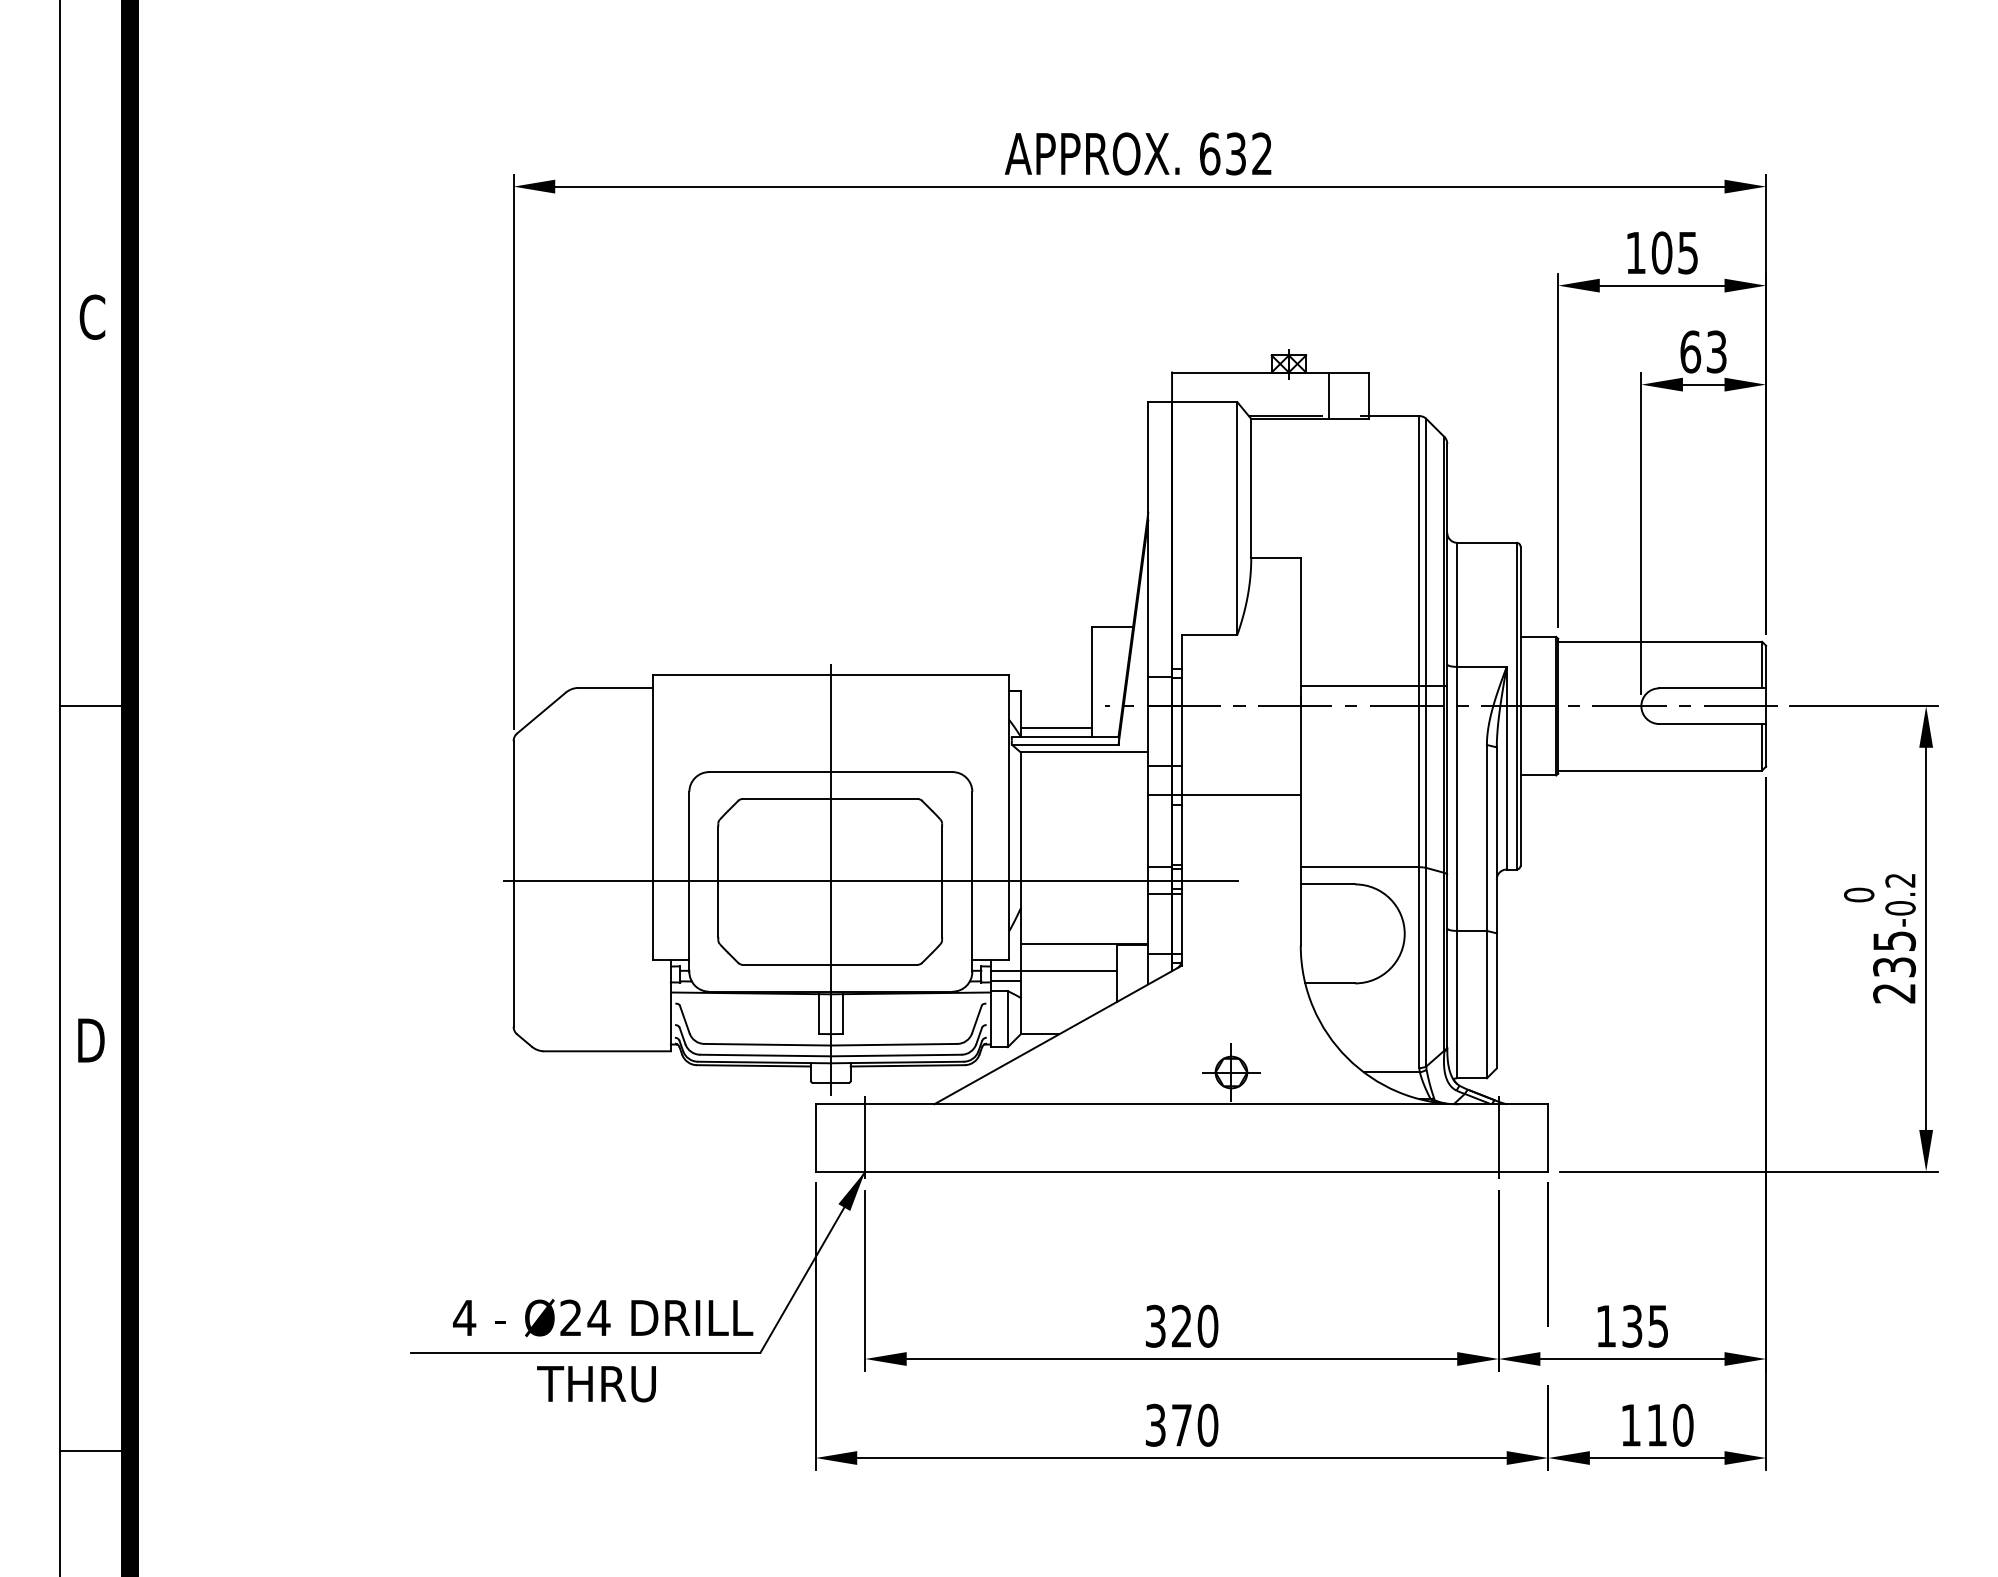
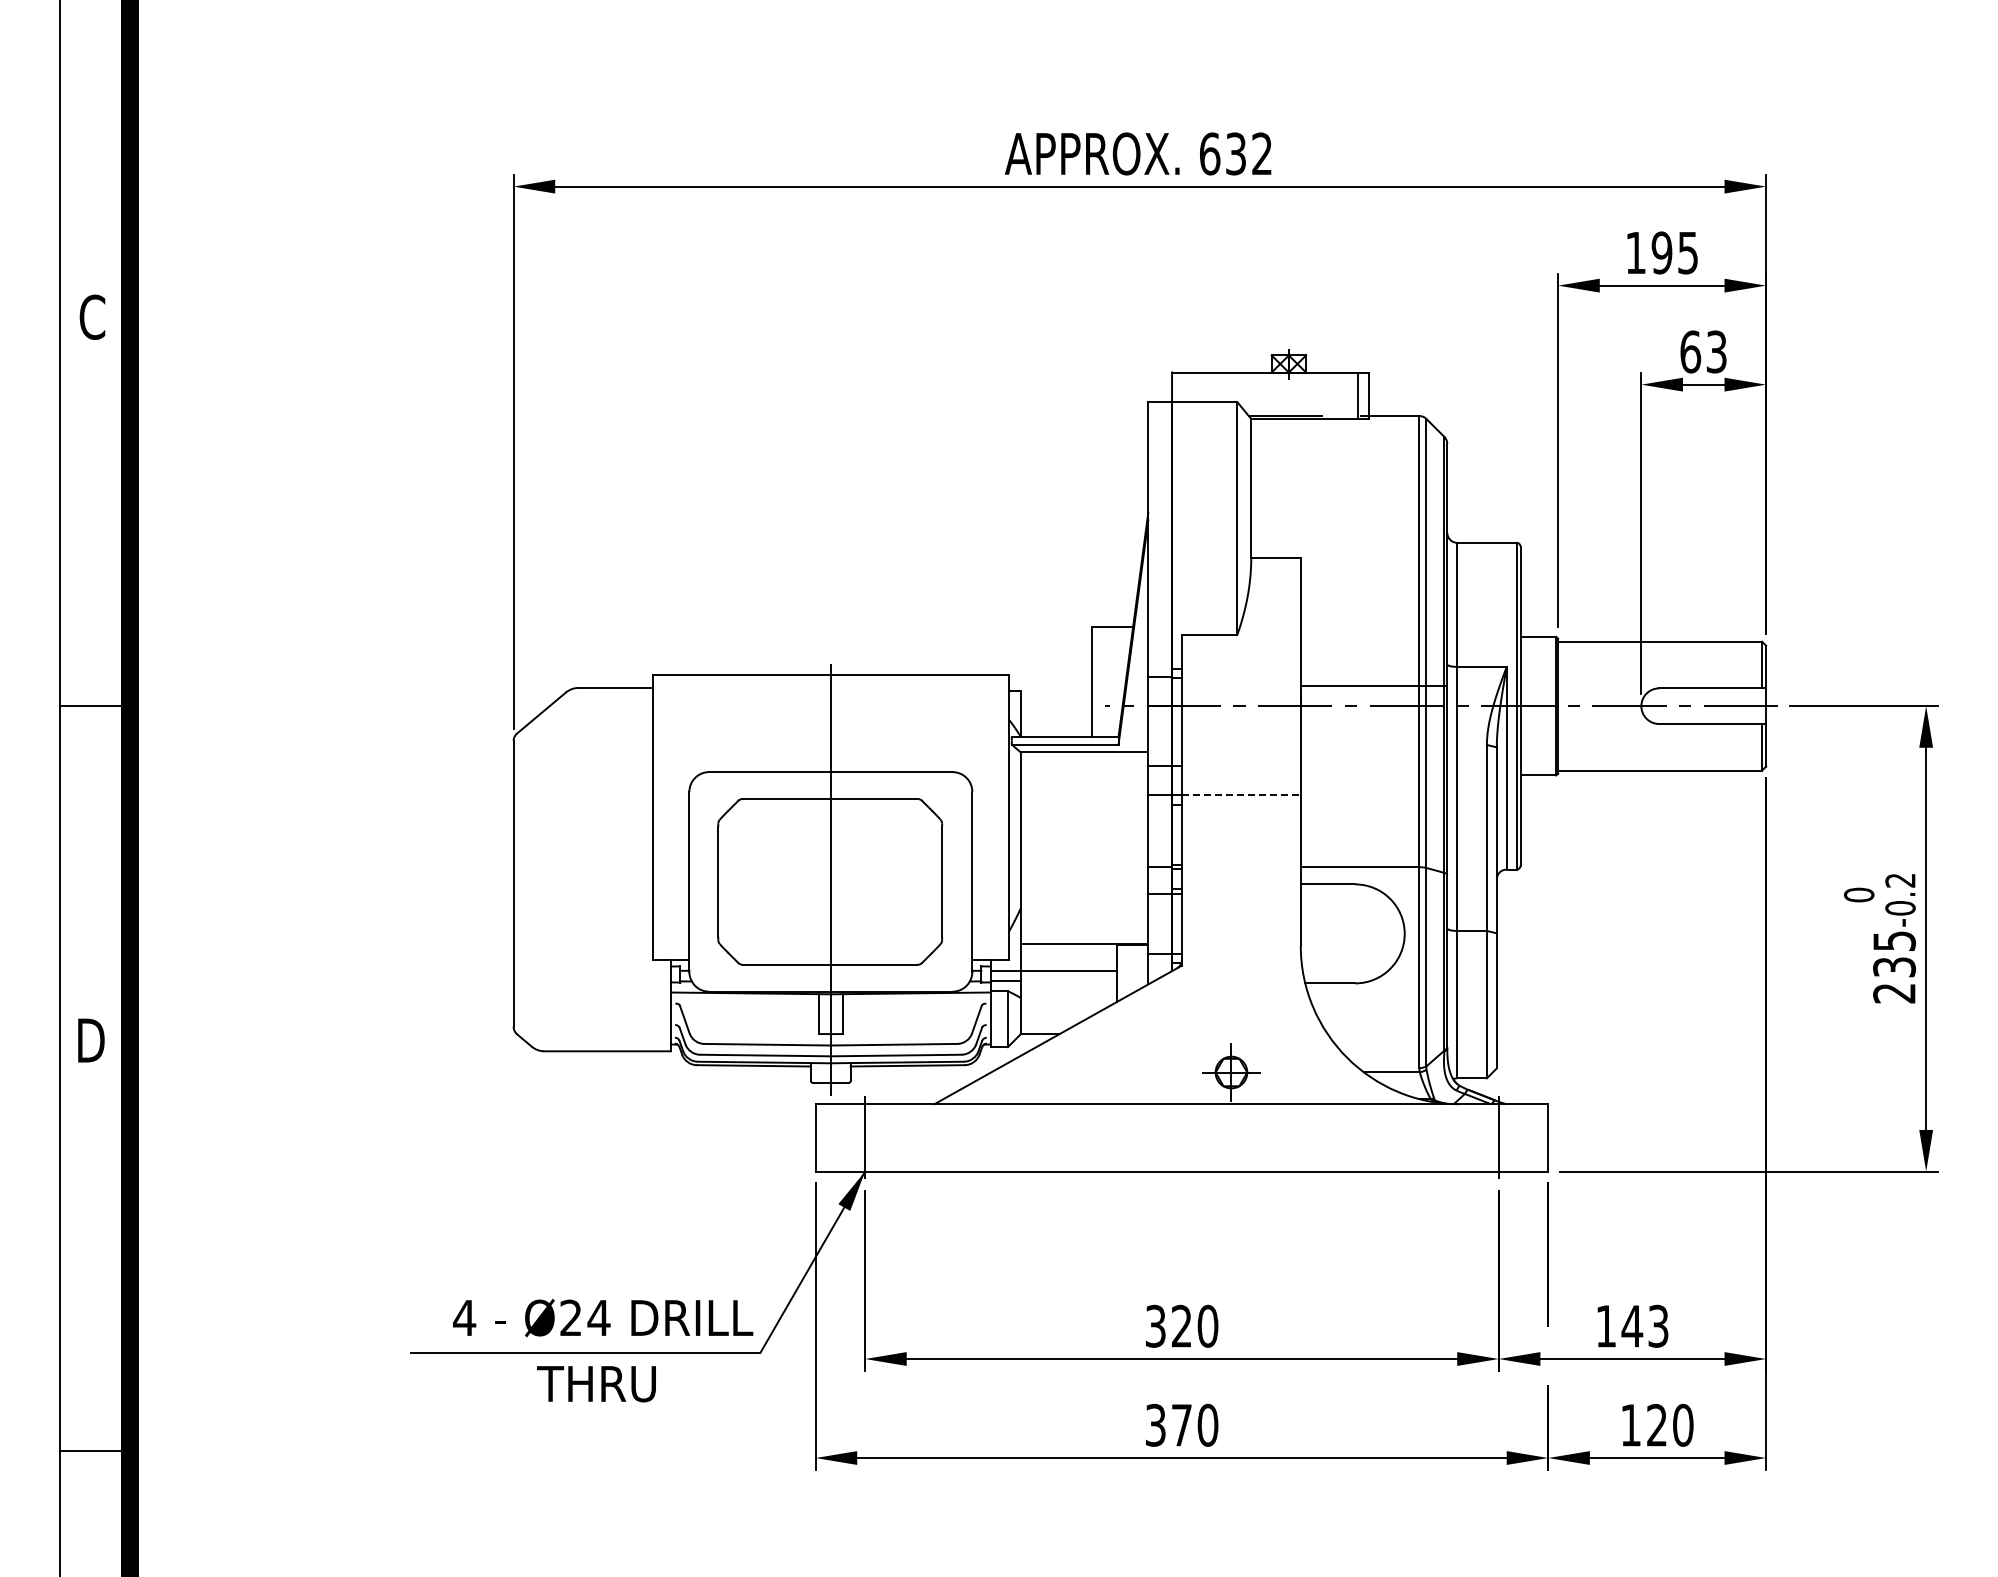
text: 105 -> 195 (1661, 252)
line position: (1329, 395) -> (1358, 395) (1358, 395)
line: present -> none (1055, 728)
line: solid -> dashed (1241, 795)
line: present -> none (870, 881)
text: 135 -> 143 (1644, 1325)
text: 110 -> 120 (1656, 1424)
